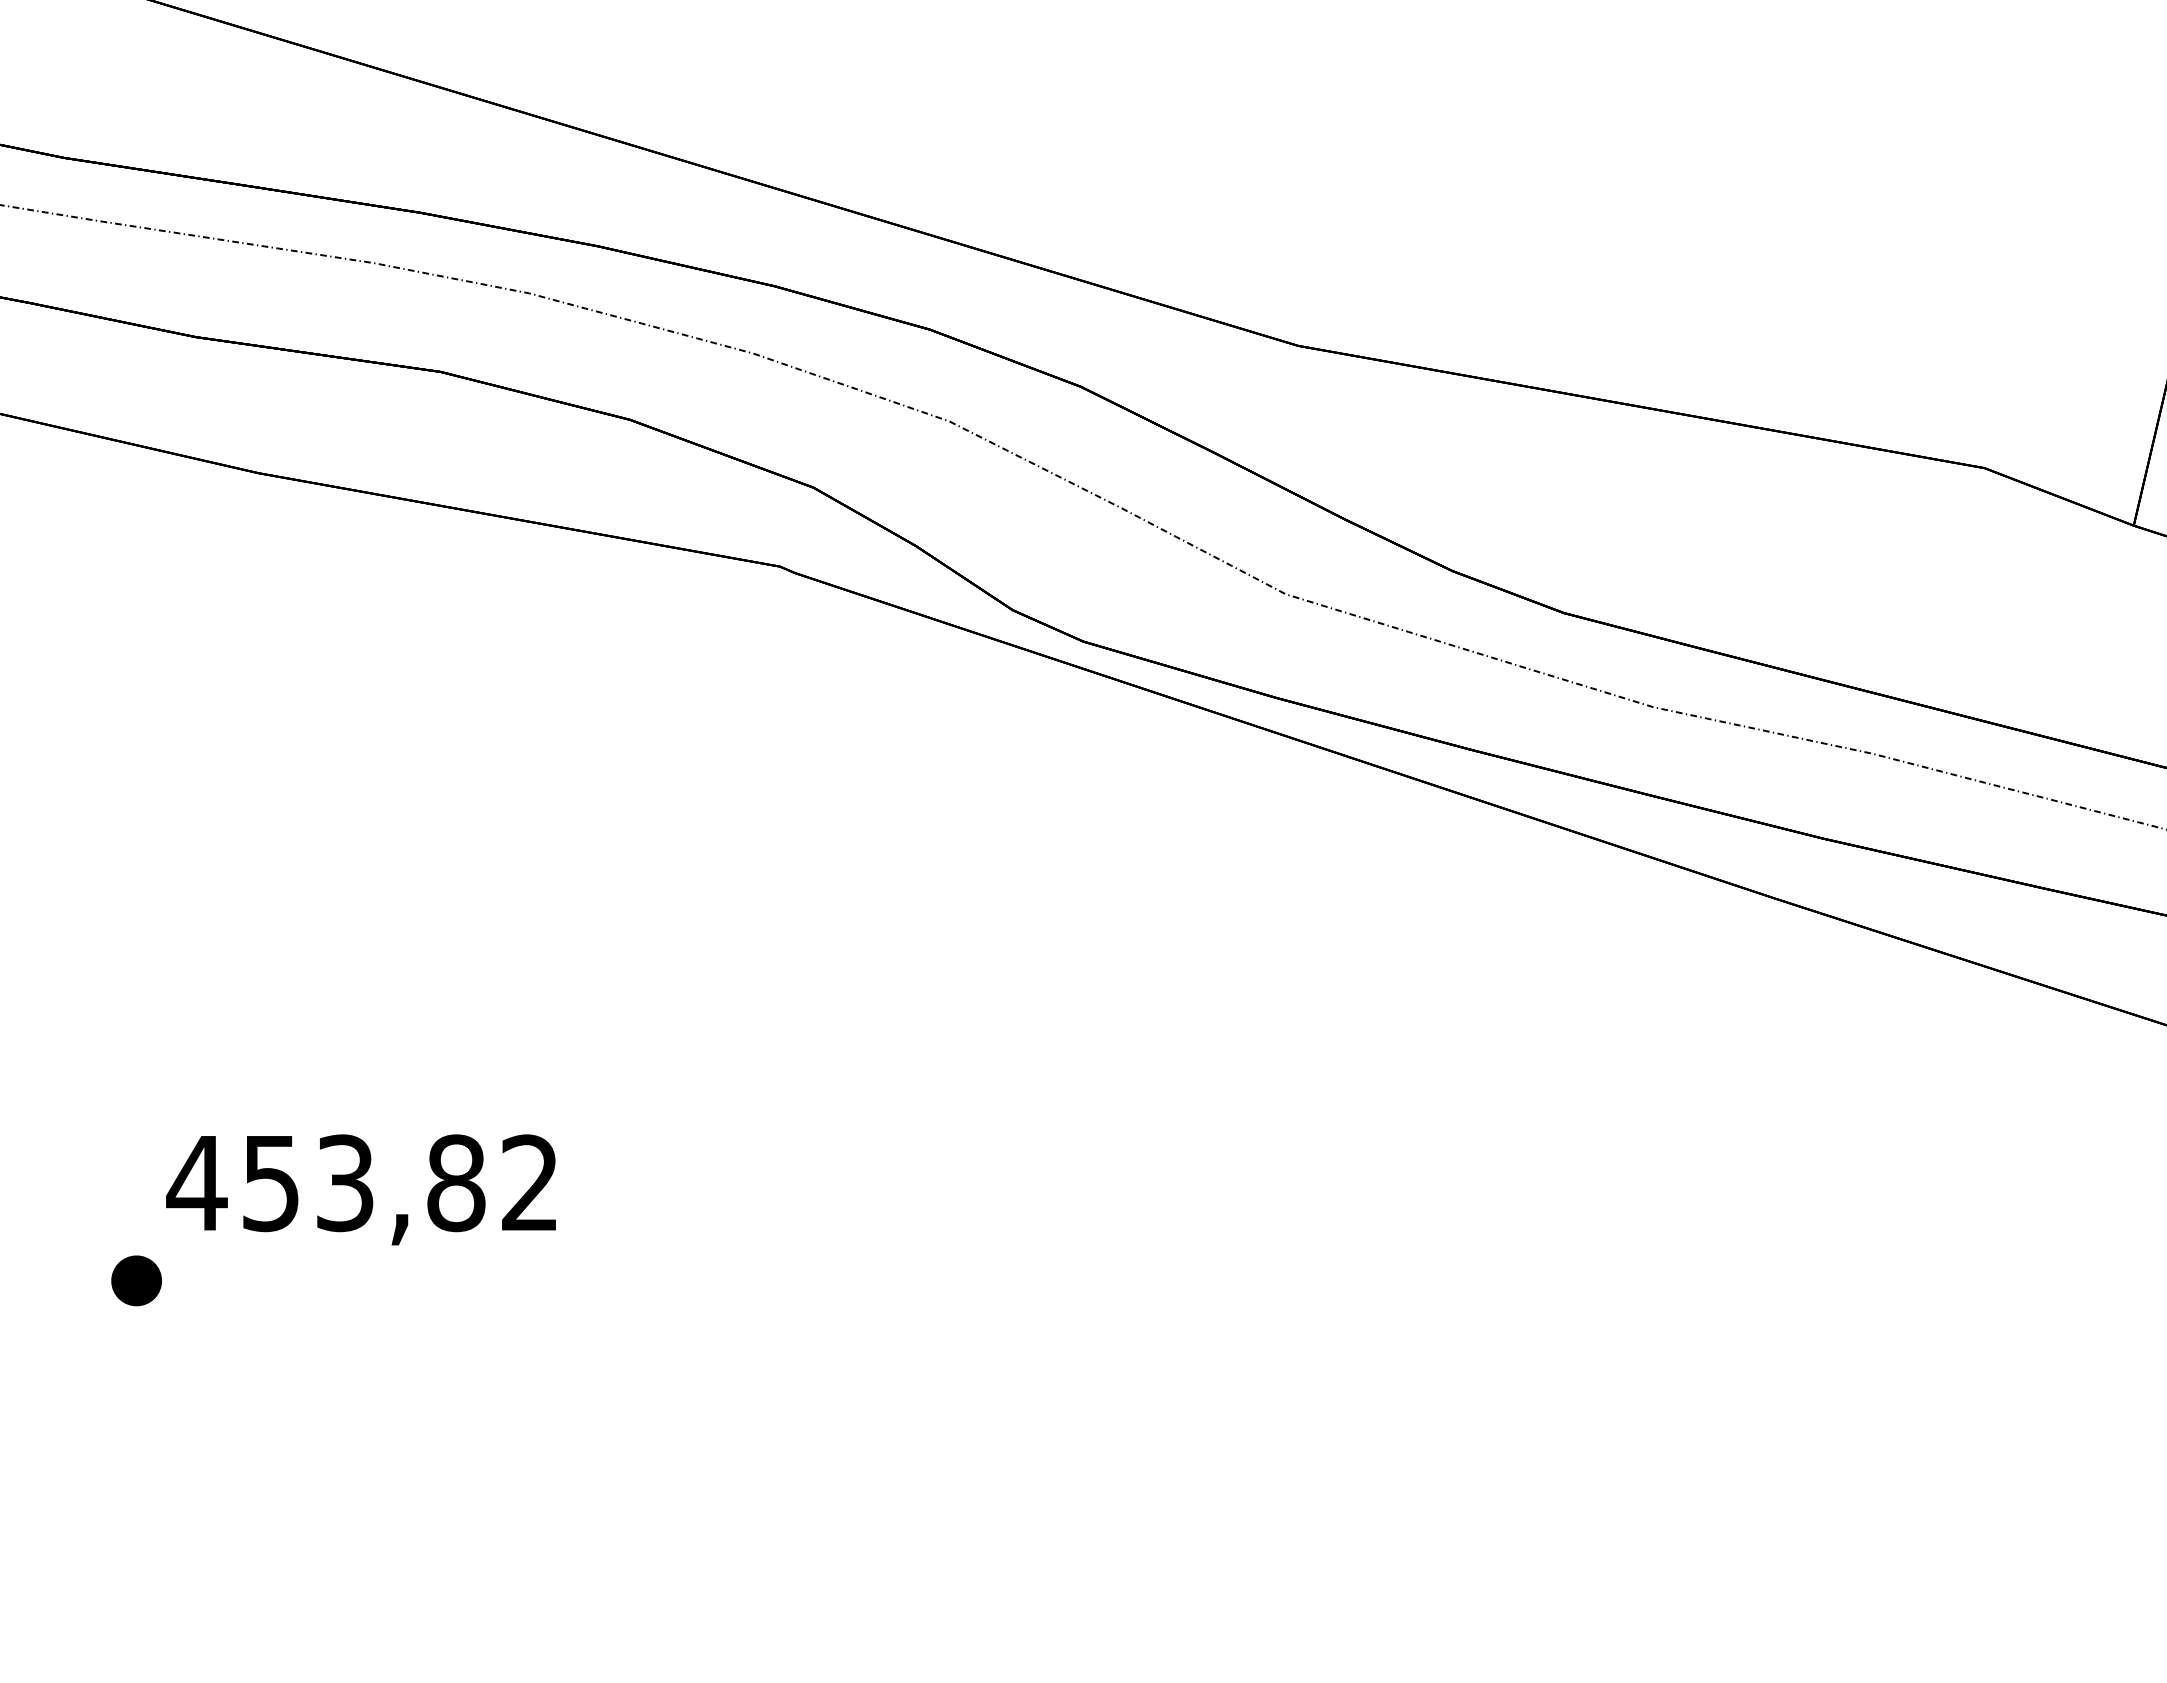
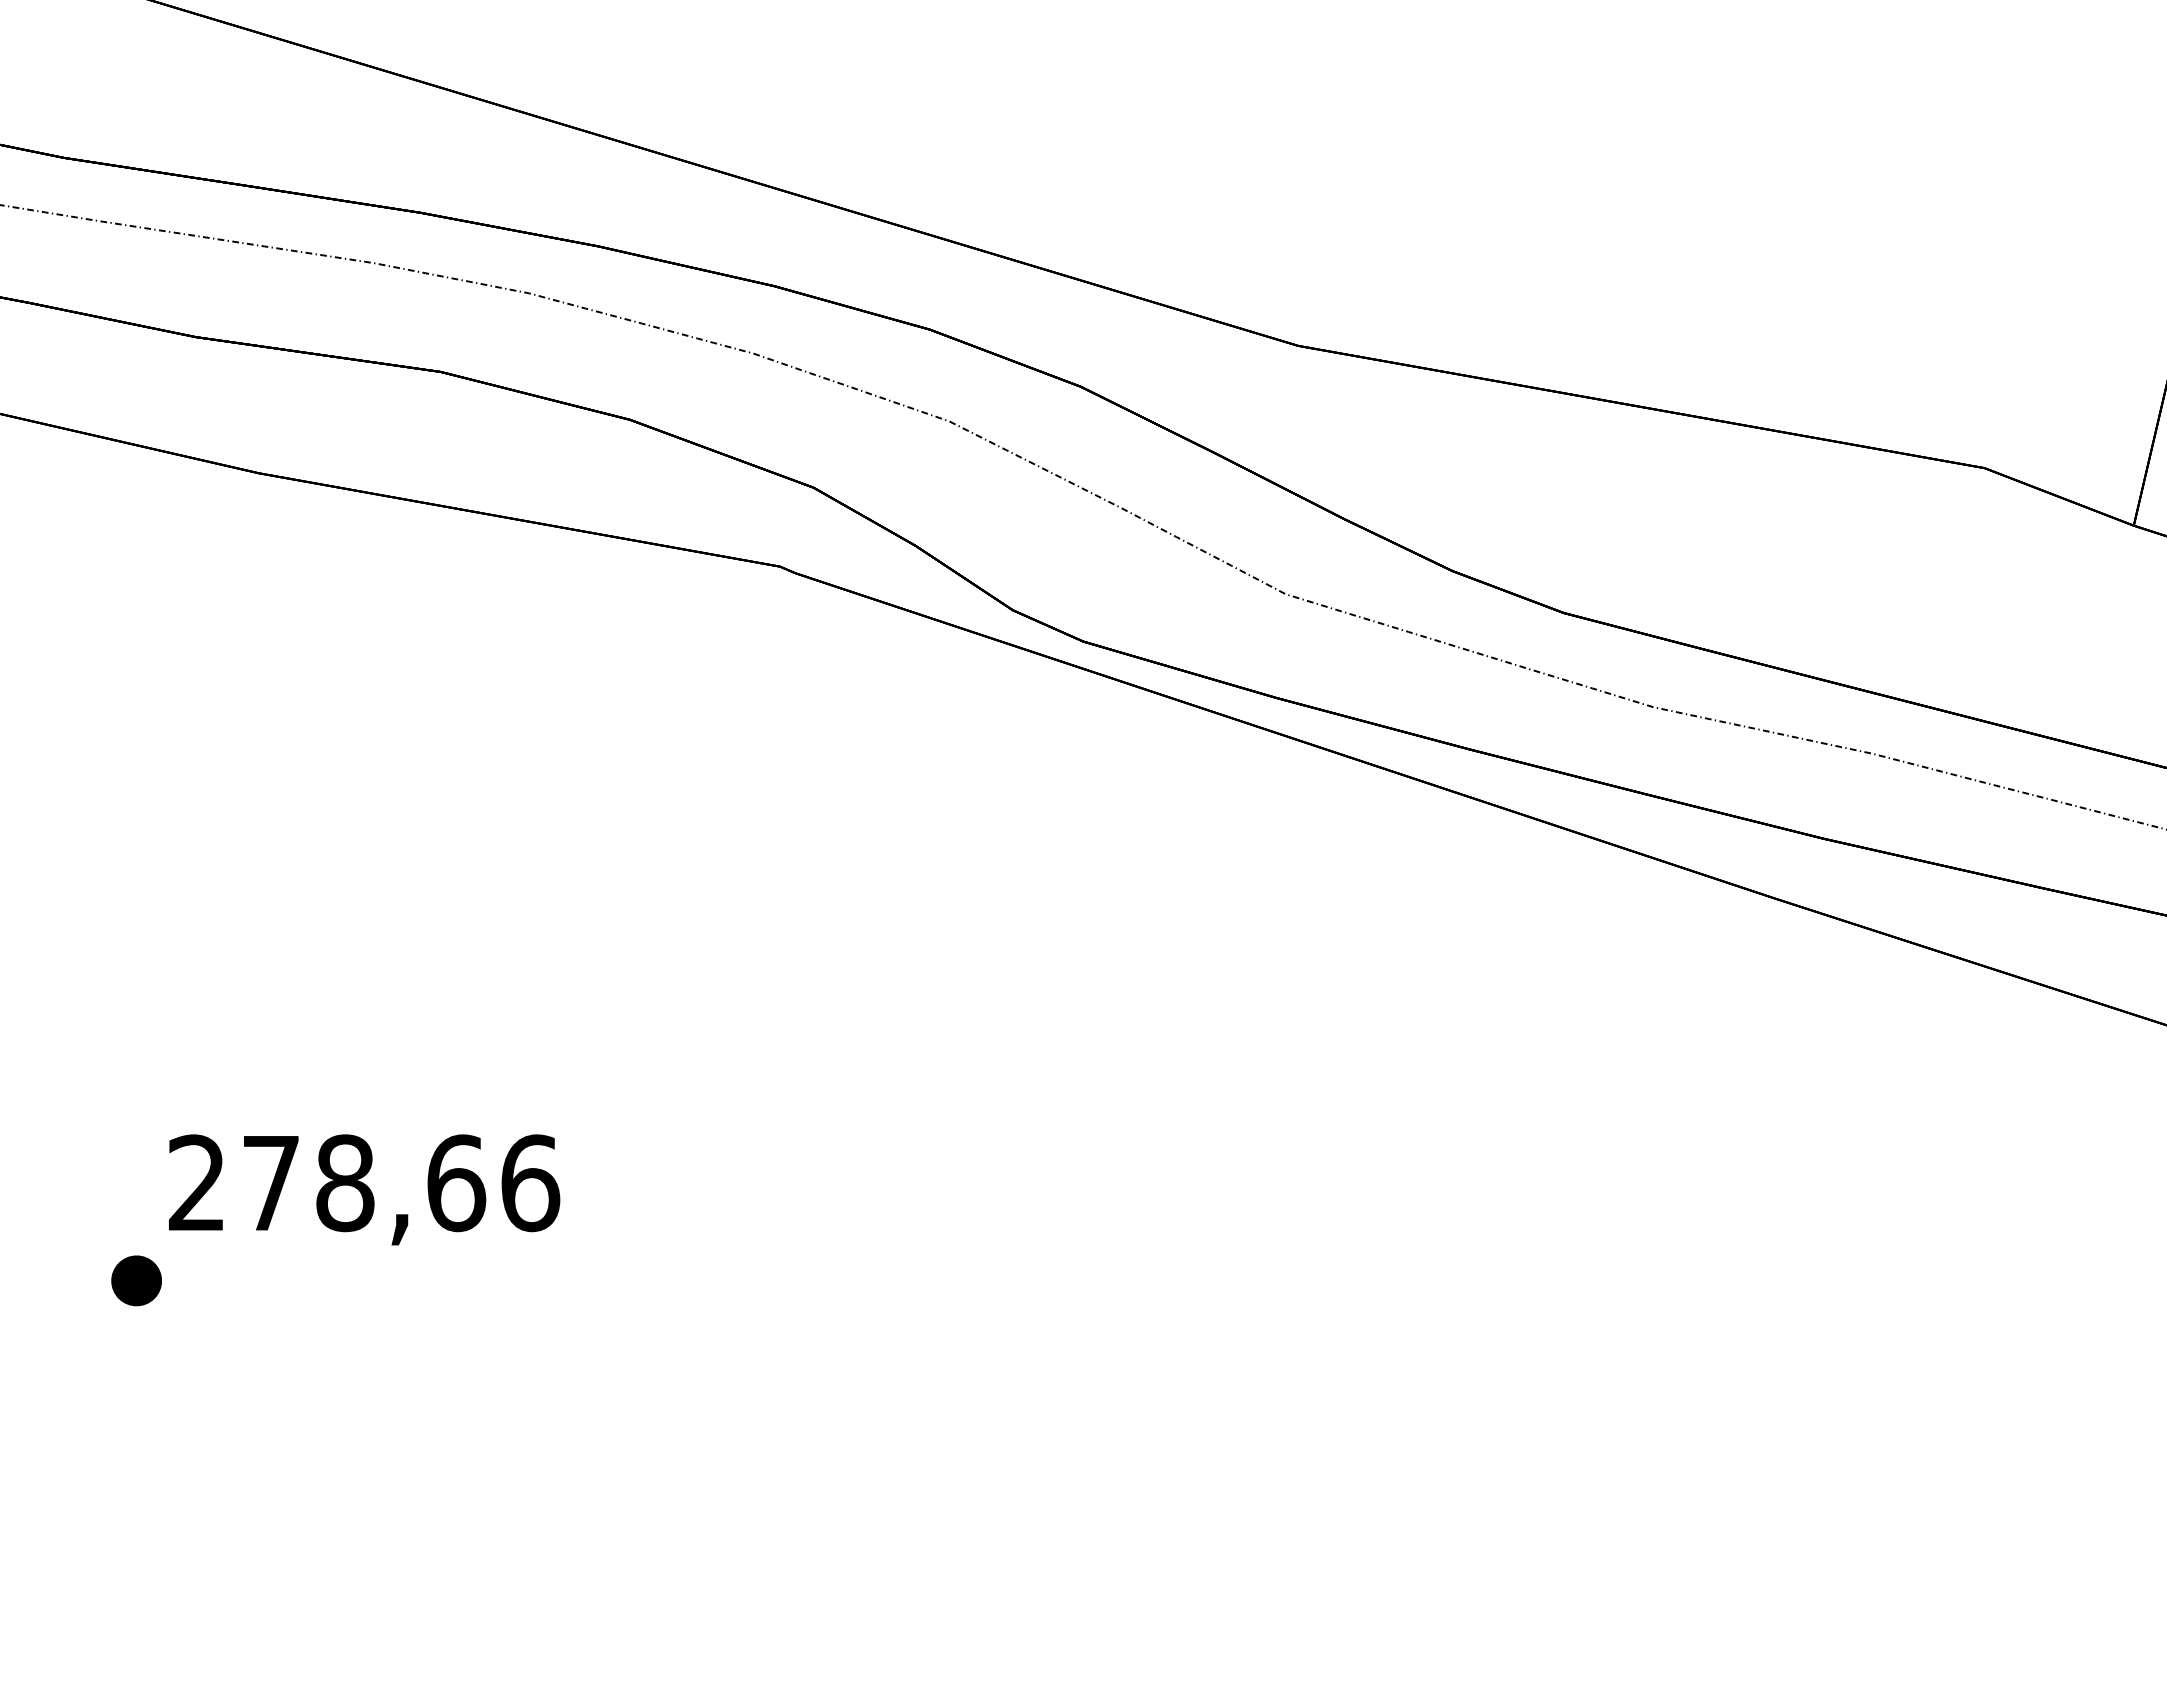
text: 453,82 -> 278,66 (363, 1183)
